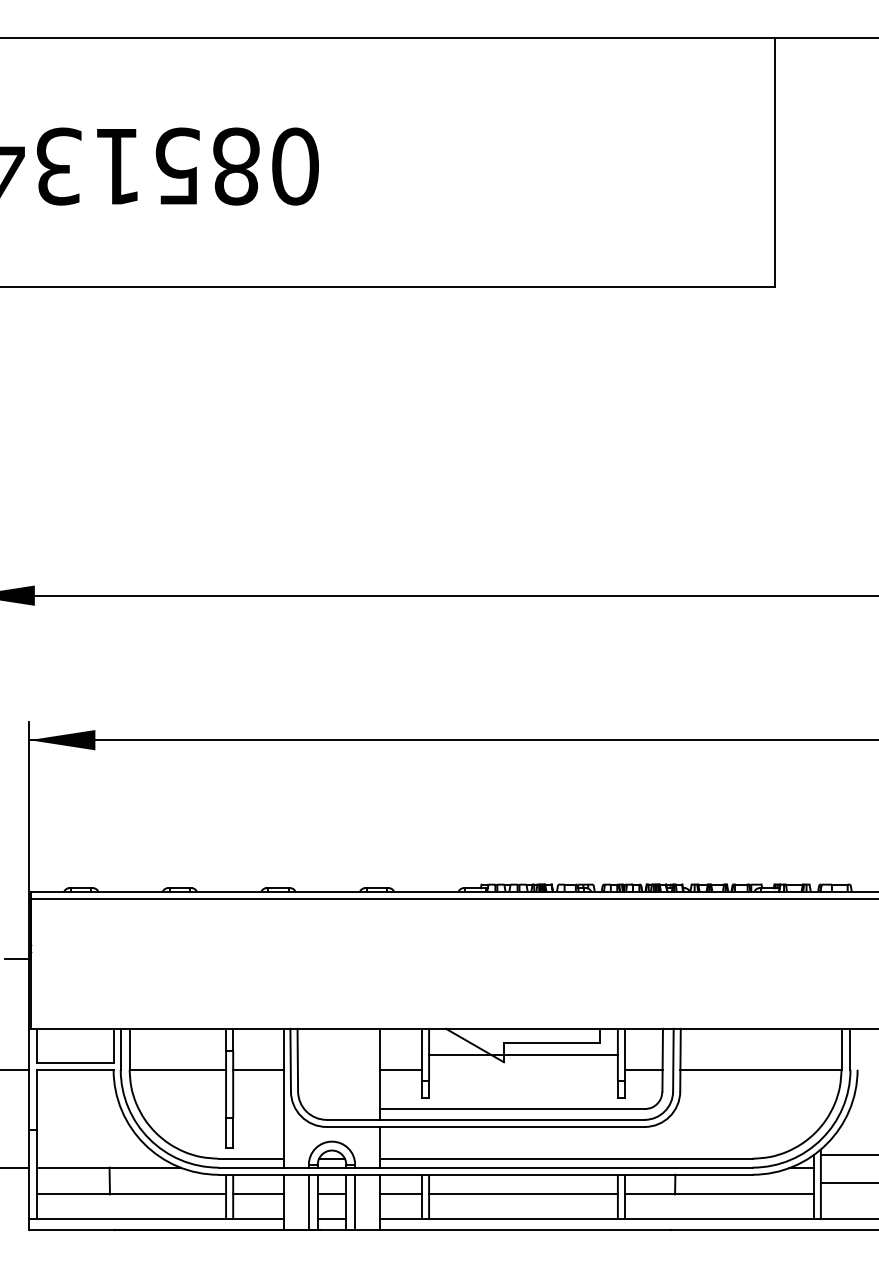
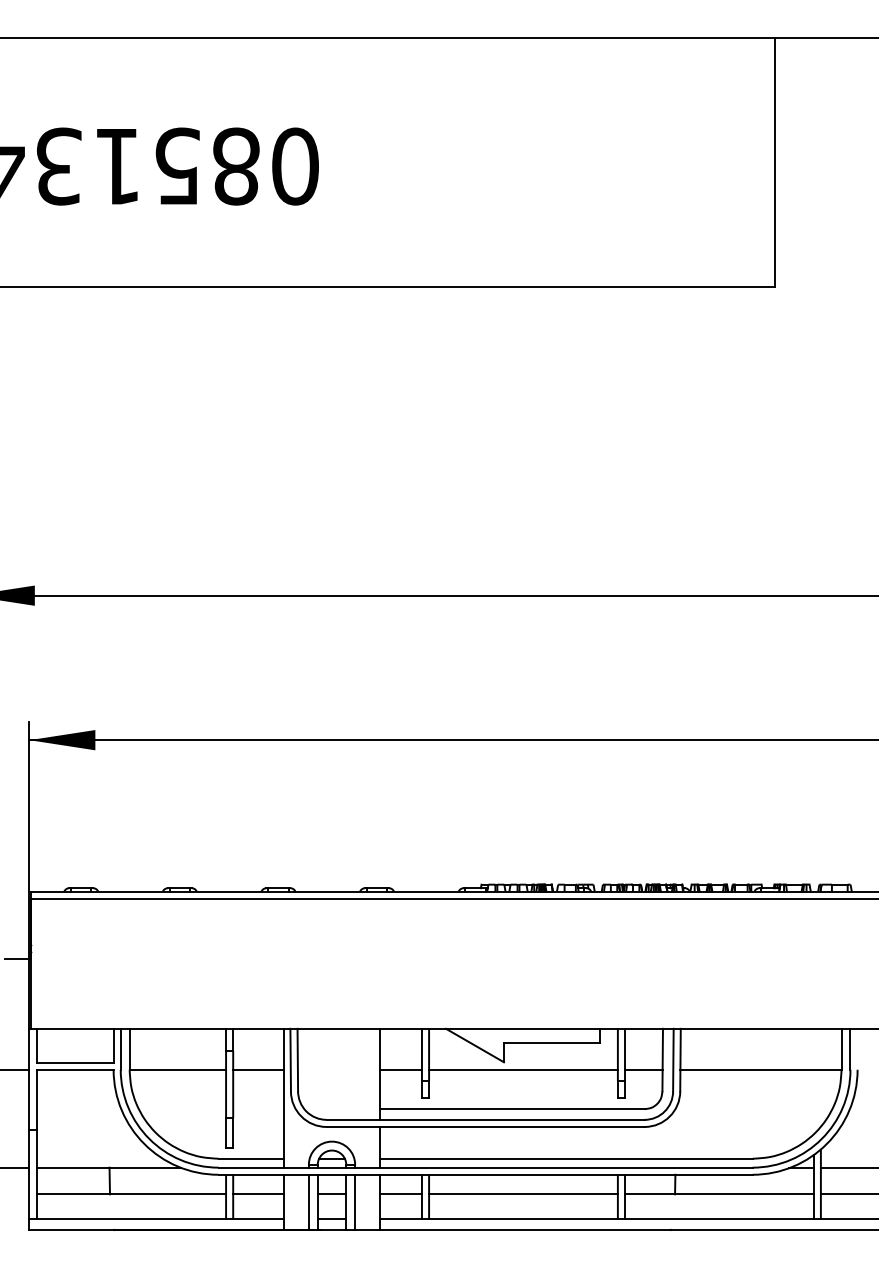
line position: (523, 1054) -> (523, 1069) (523, 1069)
line position: (847, 1154) -> (847, 1167) (847, 1167)
line position: (847, 1183) -> (847, 1194) (847, 1194)
